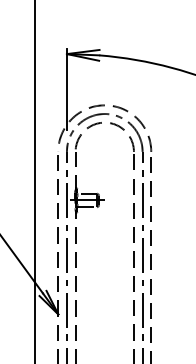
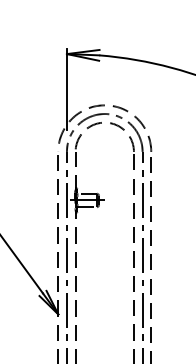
line: present -> none (34, 181)
